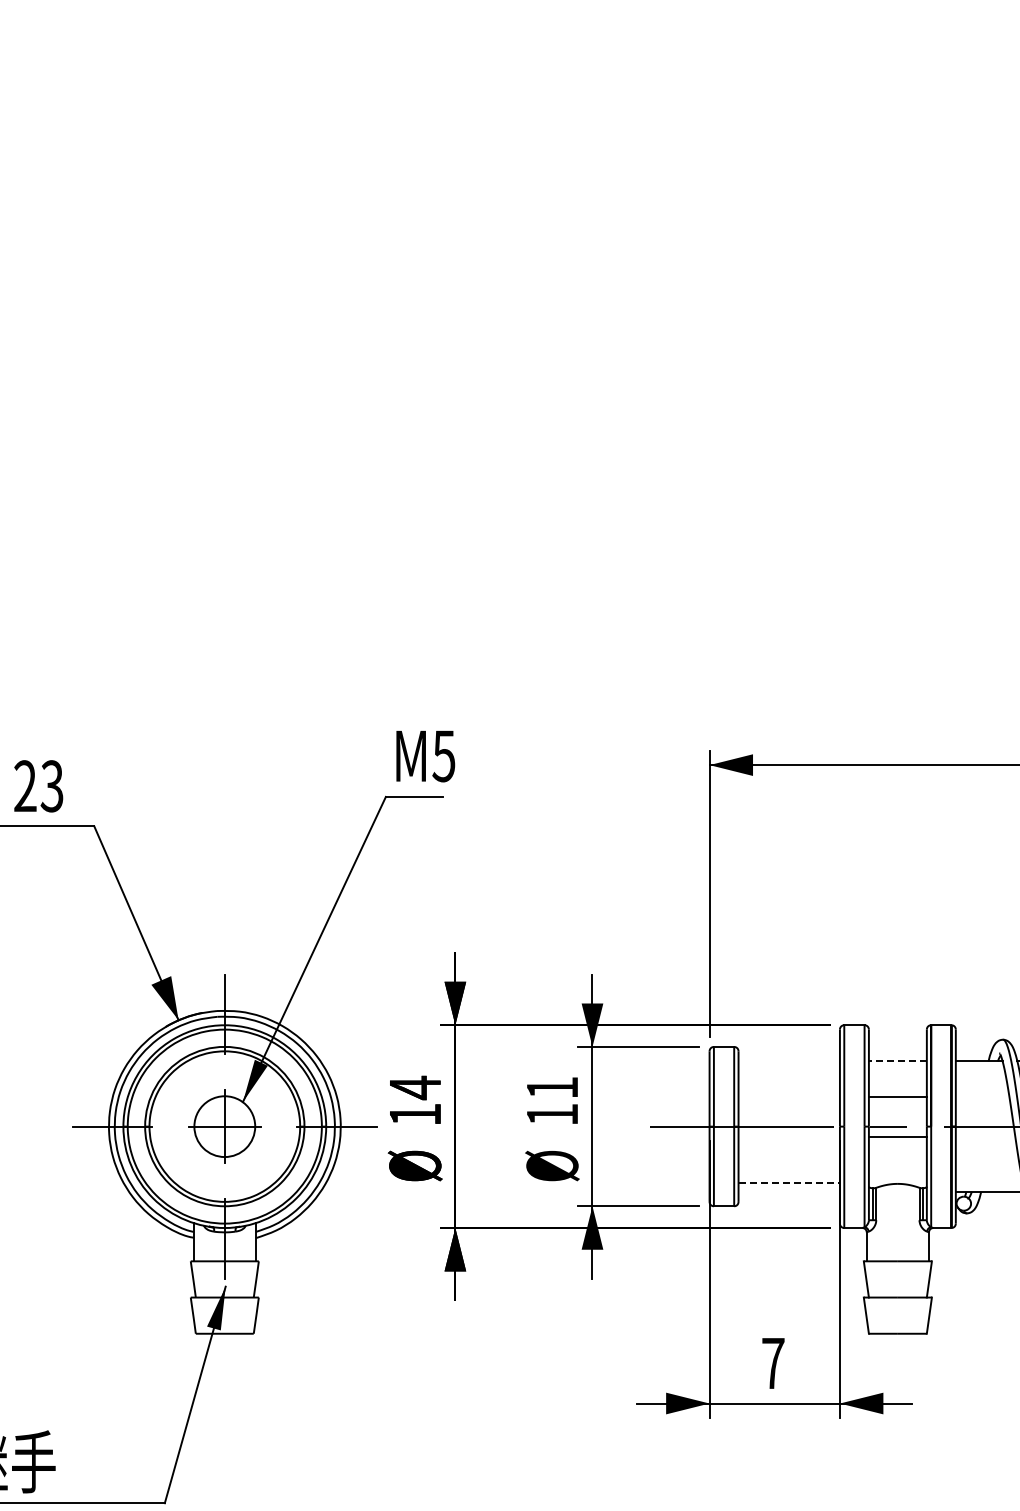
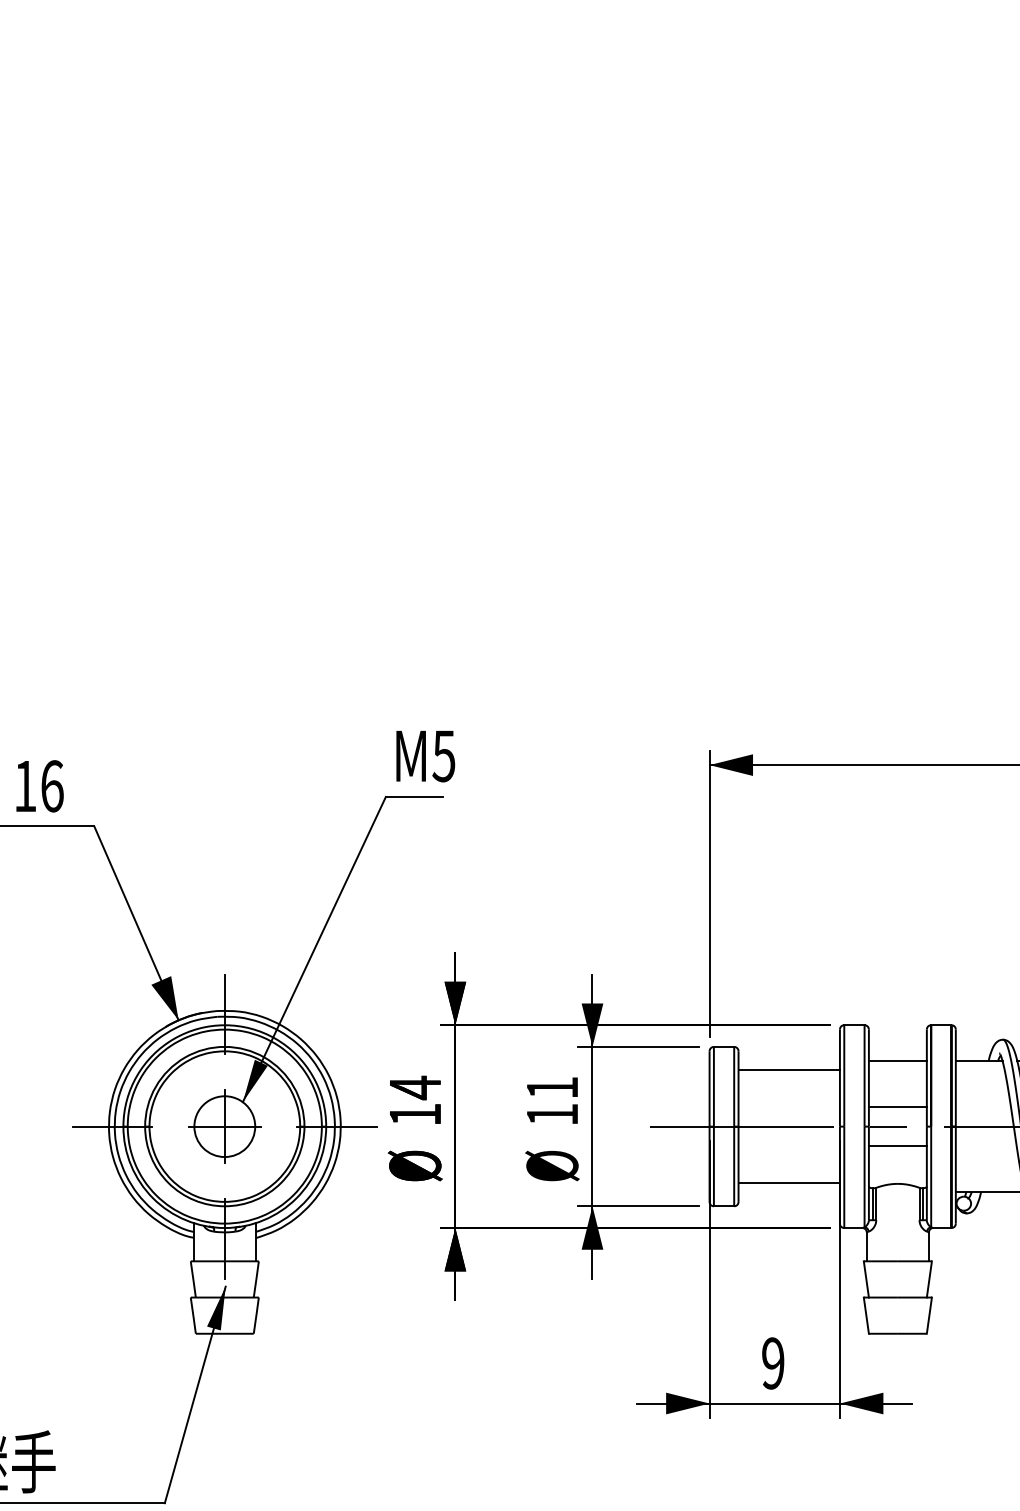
text: 23 -> 16 (38, 786)
line: dashed -> solid (897, 1061)
line: none -> present (788, 1070)
line position: (897, 1097) -> (897, 1107) (897, 1107)
line position: (897, 1136) -> (897, 1145) (897, 1145)
line: dashed -> solid (789, 1183)
text: 7 -> 9 (773, 1363)
